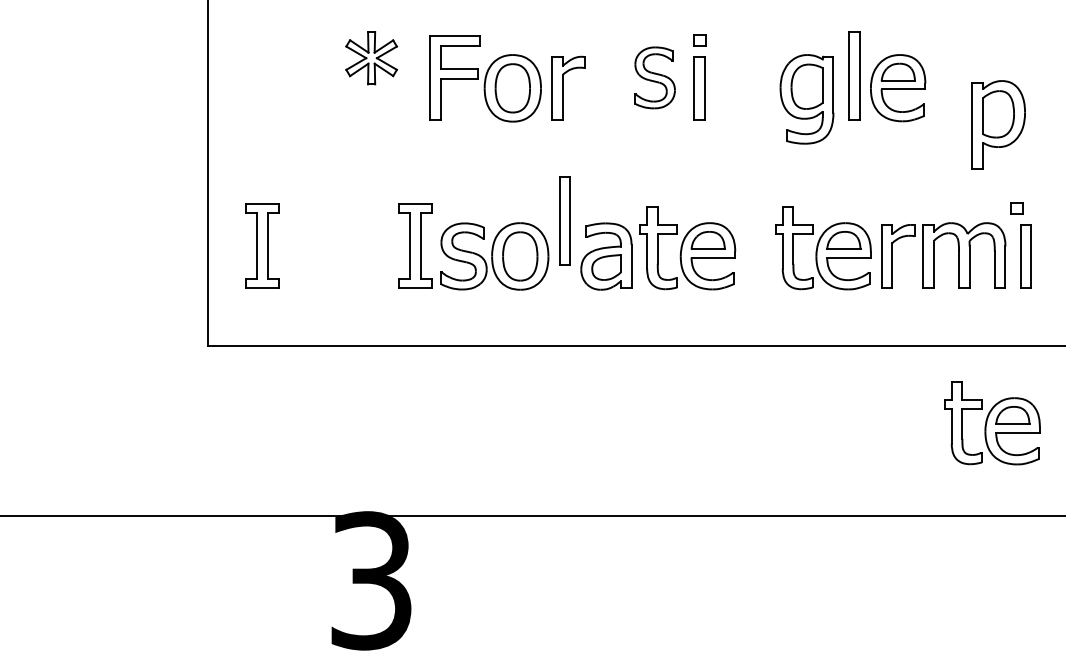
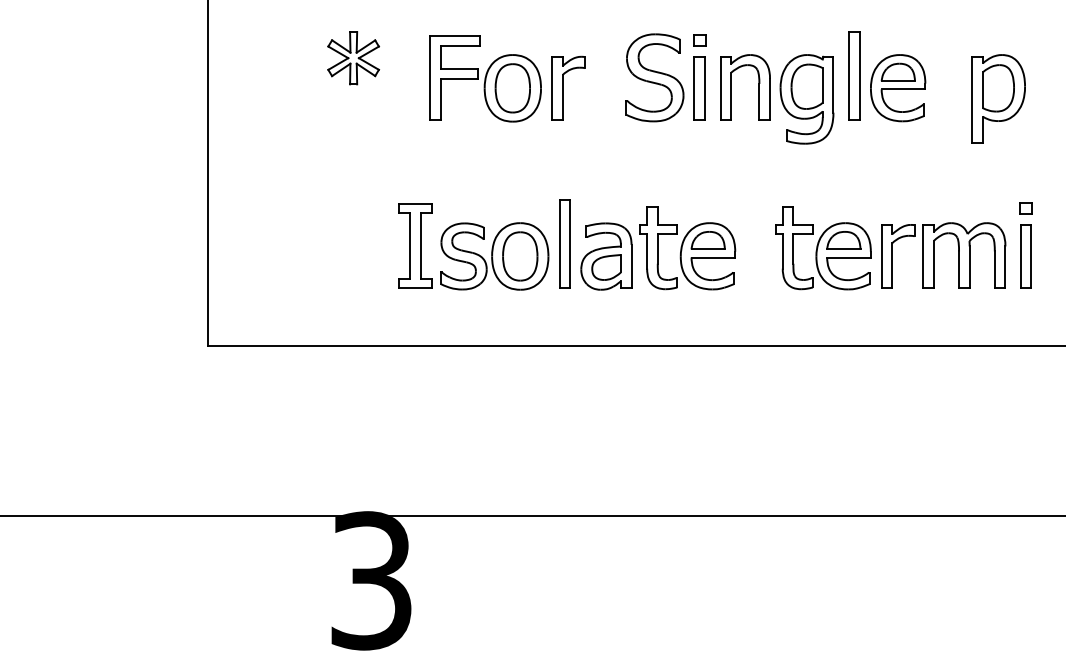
part position: (371, 58) -> (353, 58) (353, 58)
part size: 42x64 px -> 60x90 px (654, 77)
part: none -> present (758, 87)
part position: (998, 124) -> (998, 98) (998, 98)
part position: (1016, 208) -> (1025, 208) (1025, 208)
part position: (564, 220) -> (564, 243) (564, 243)
part: present -> none (262, 245)
part: present -> none (992, 423)
